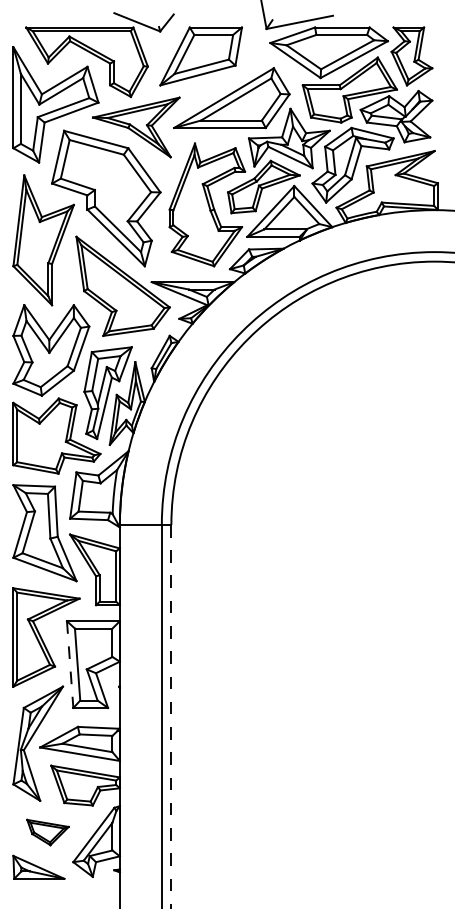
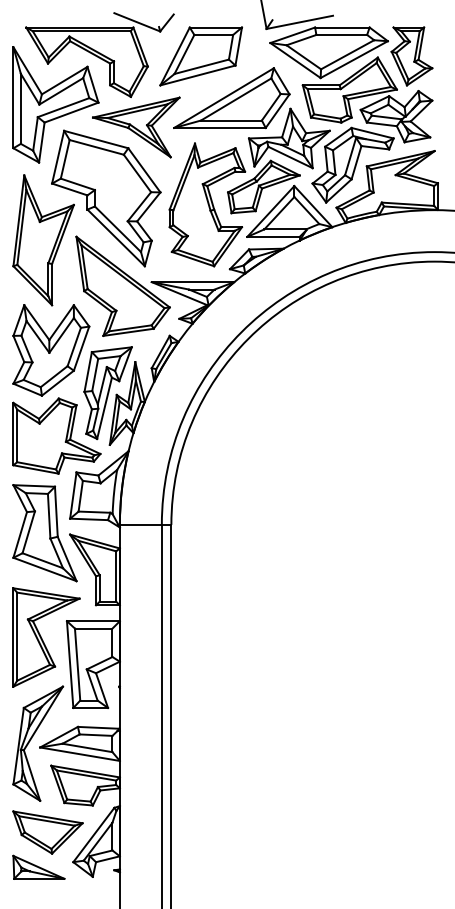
line: dashed -> solid (70, 664)
line: dashed -> solid (171, 716)
part size: 44x29 px -> 72x45 px (47, 832)
